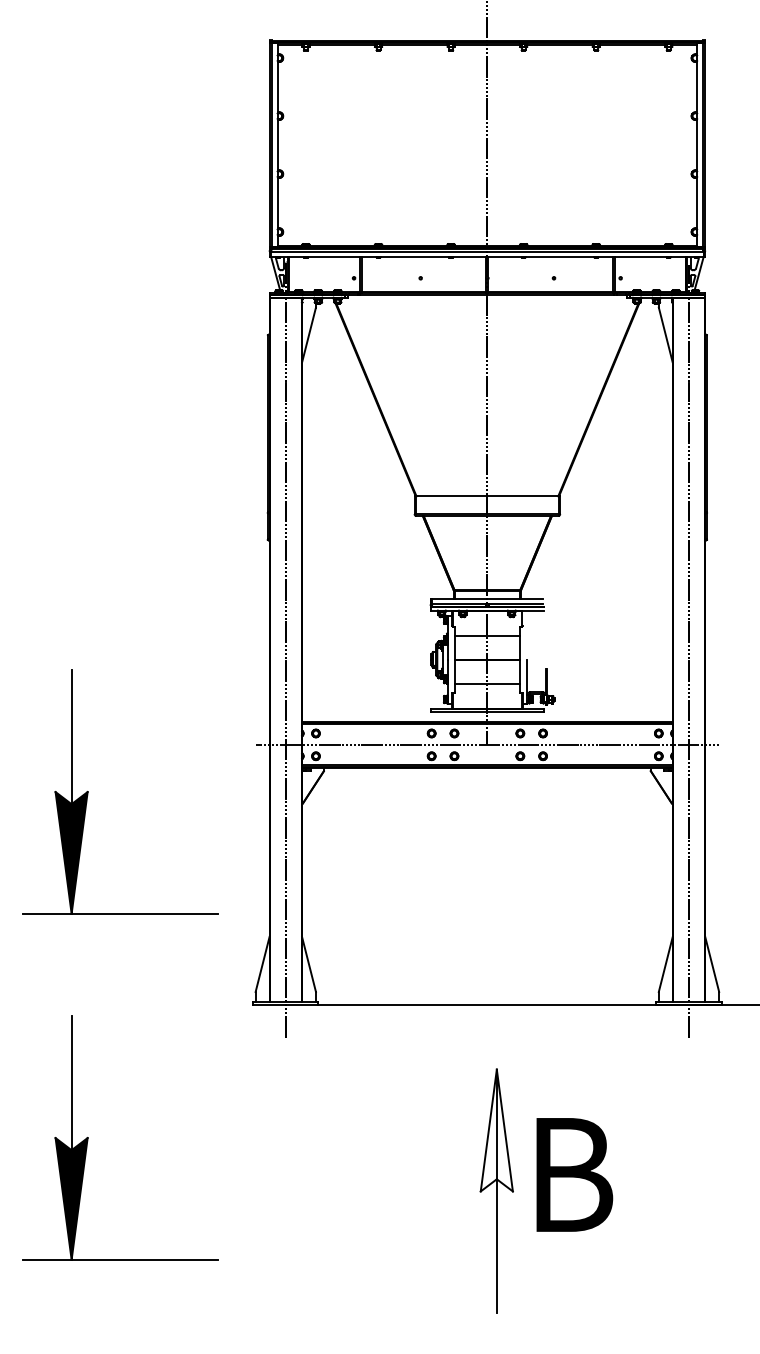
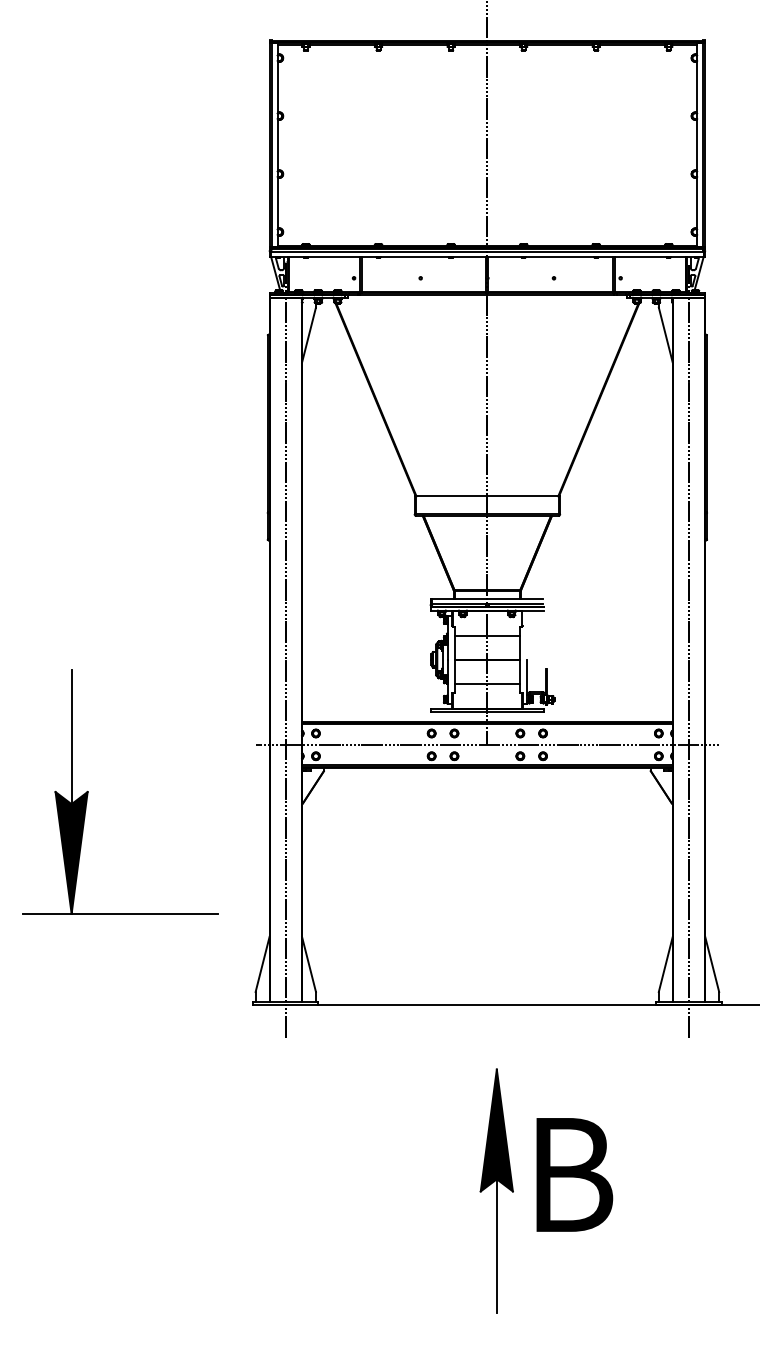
fill: none -> present (496, 1130)
part: present -> none (88, 1137)
